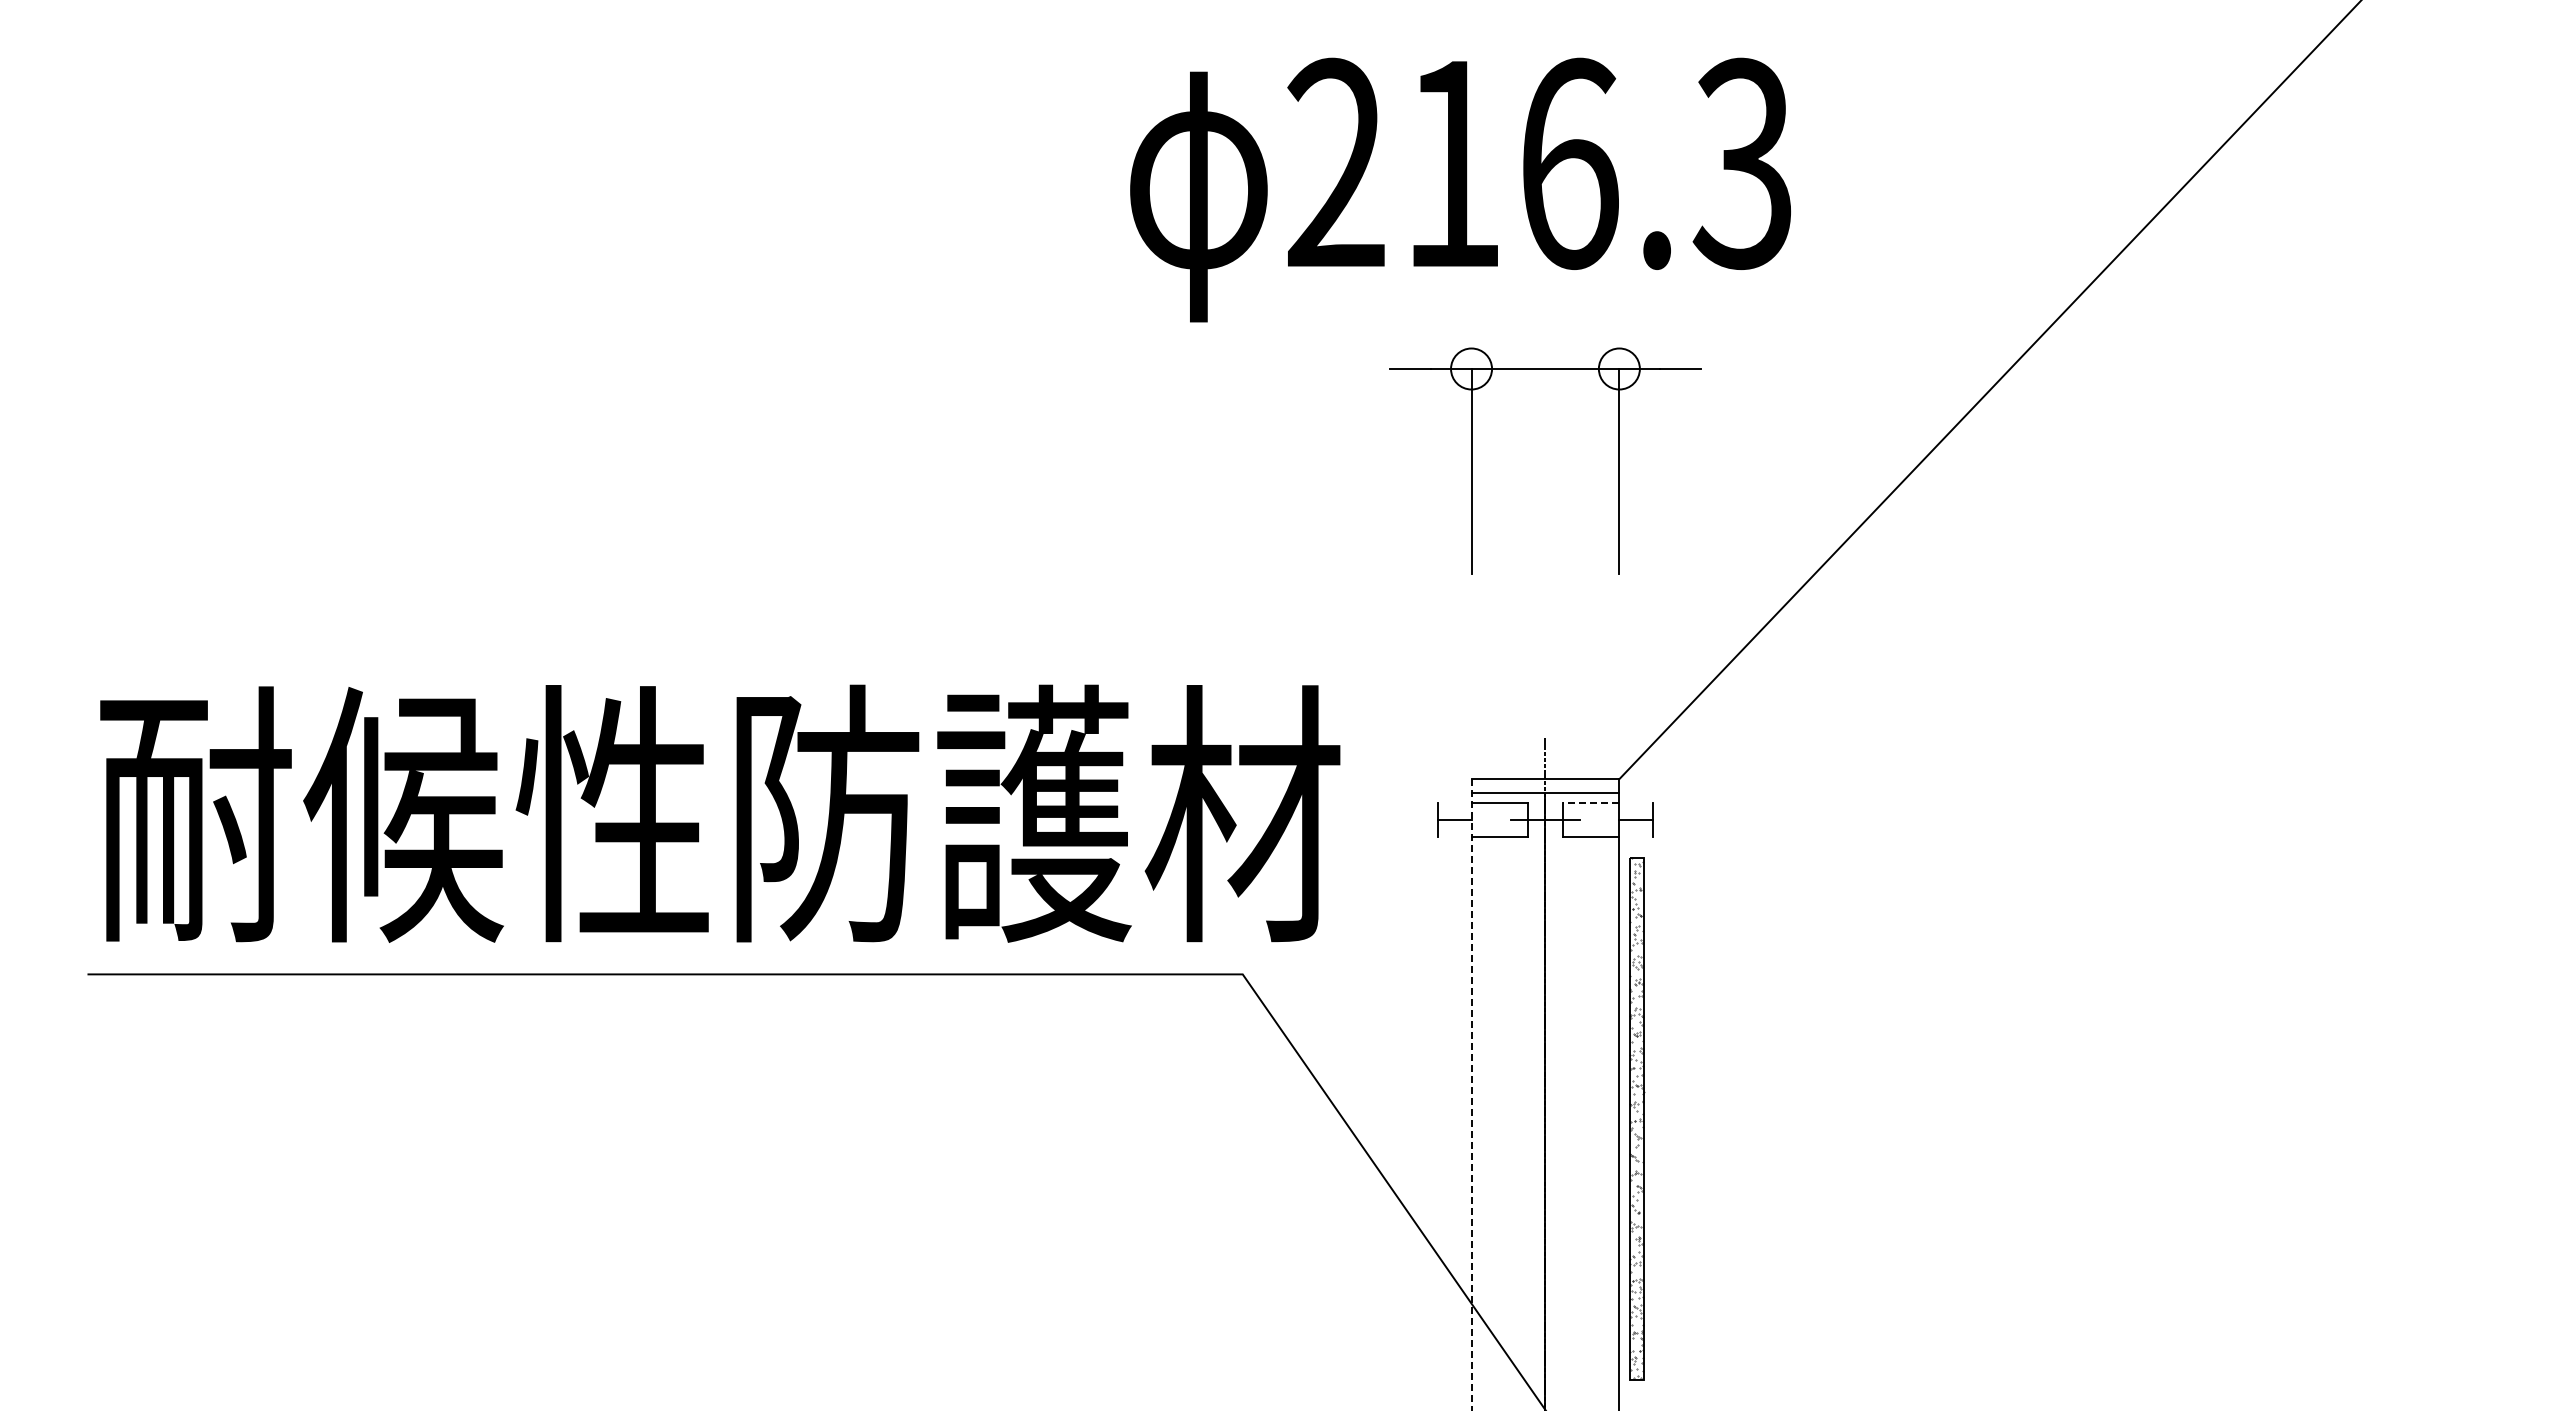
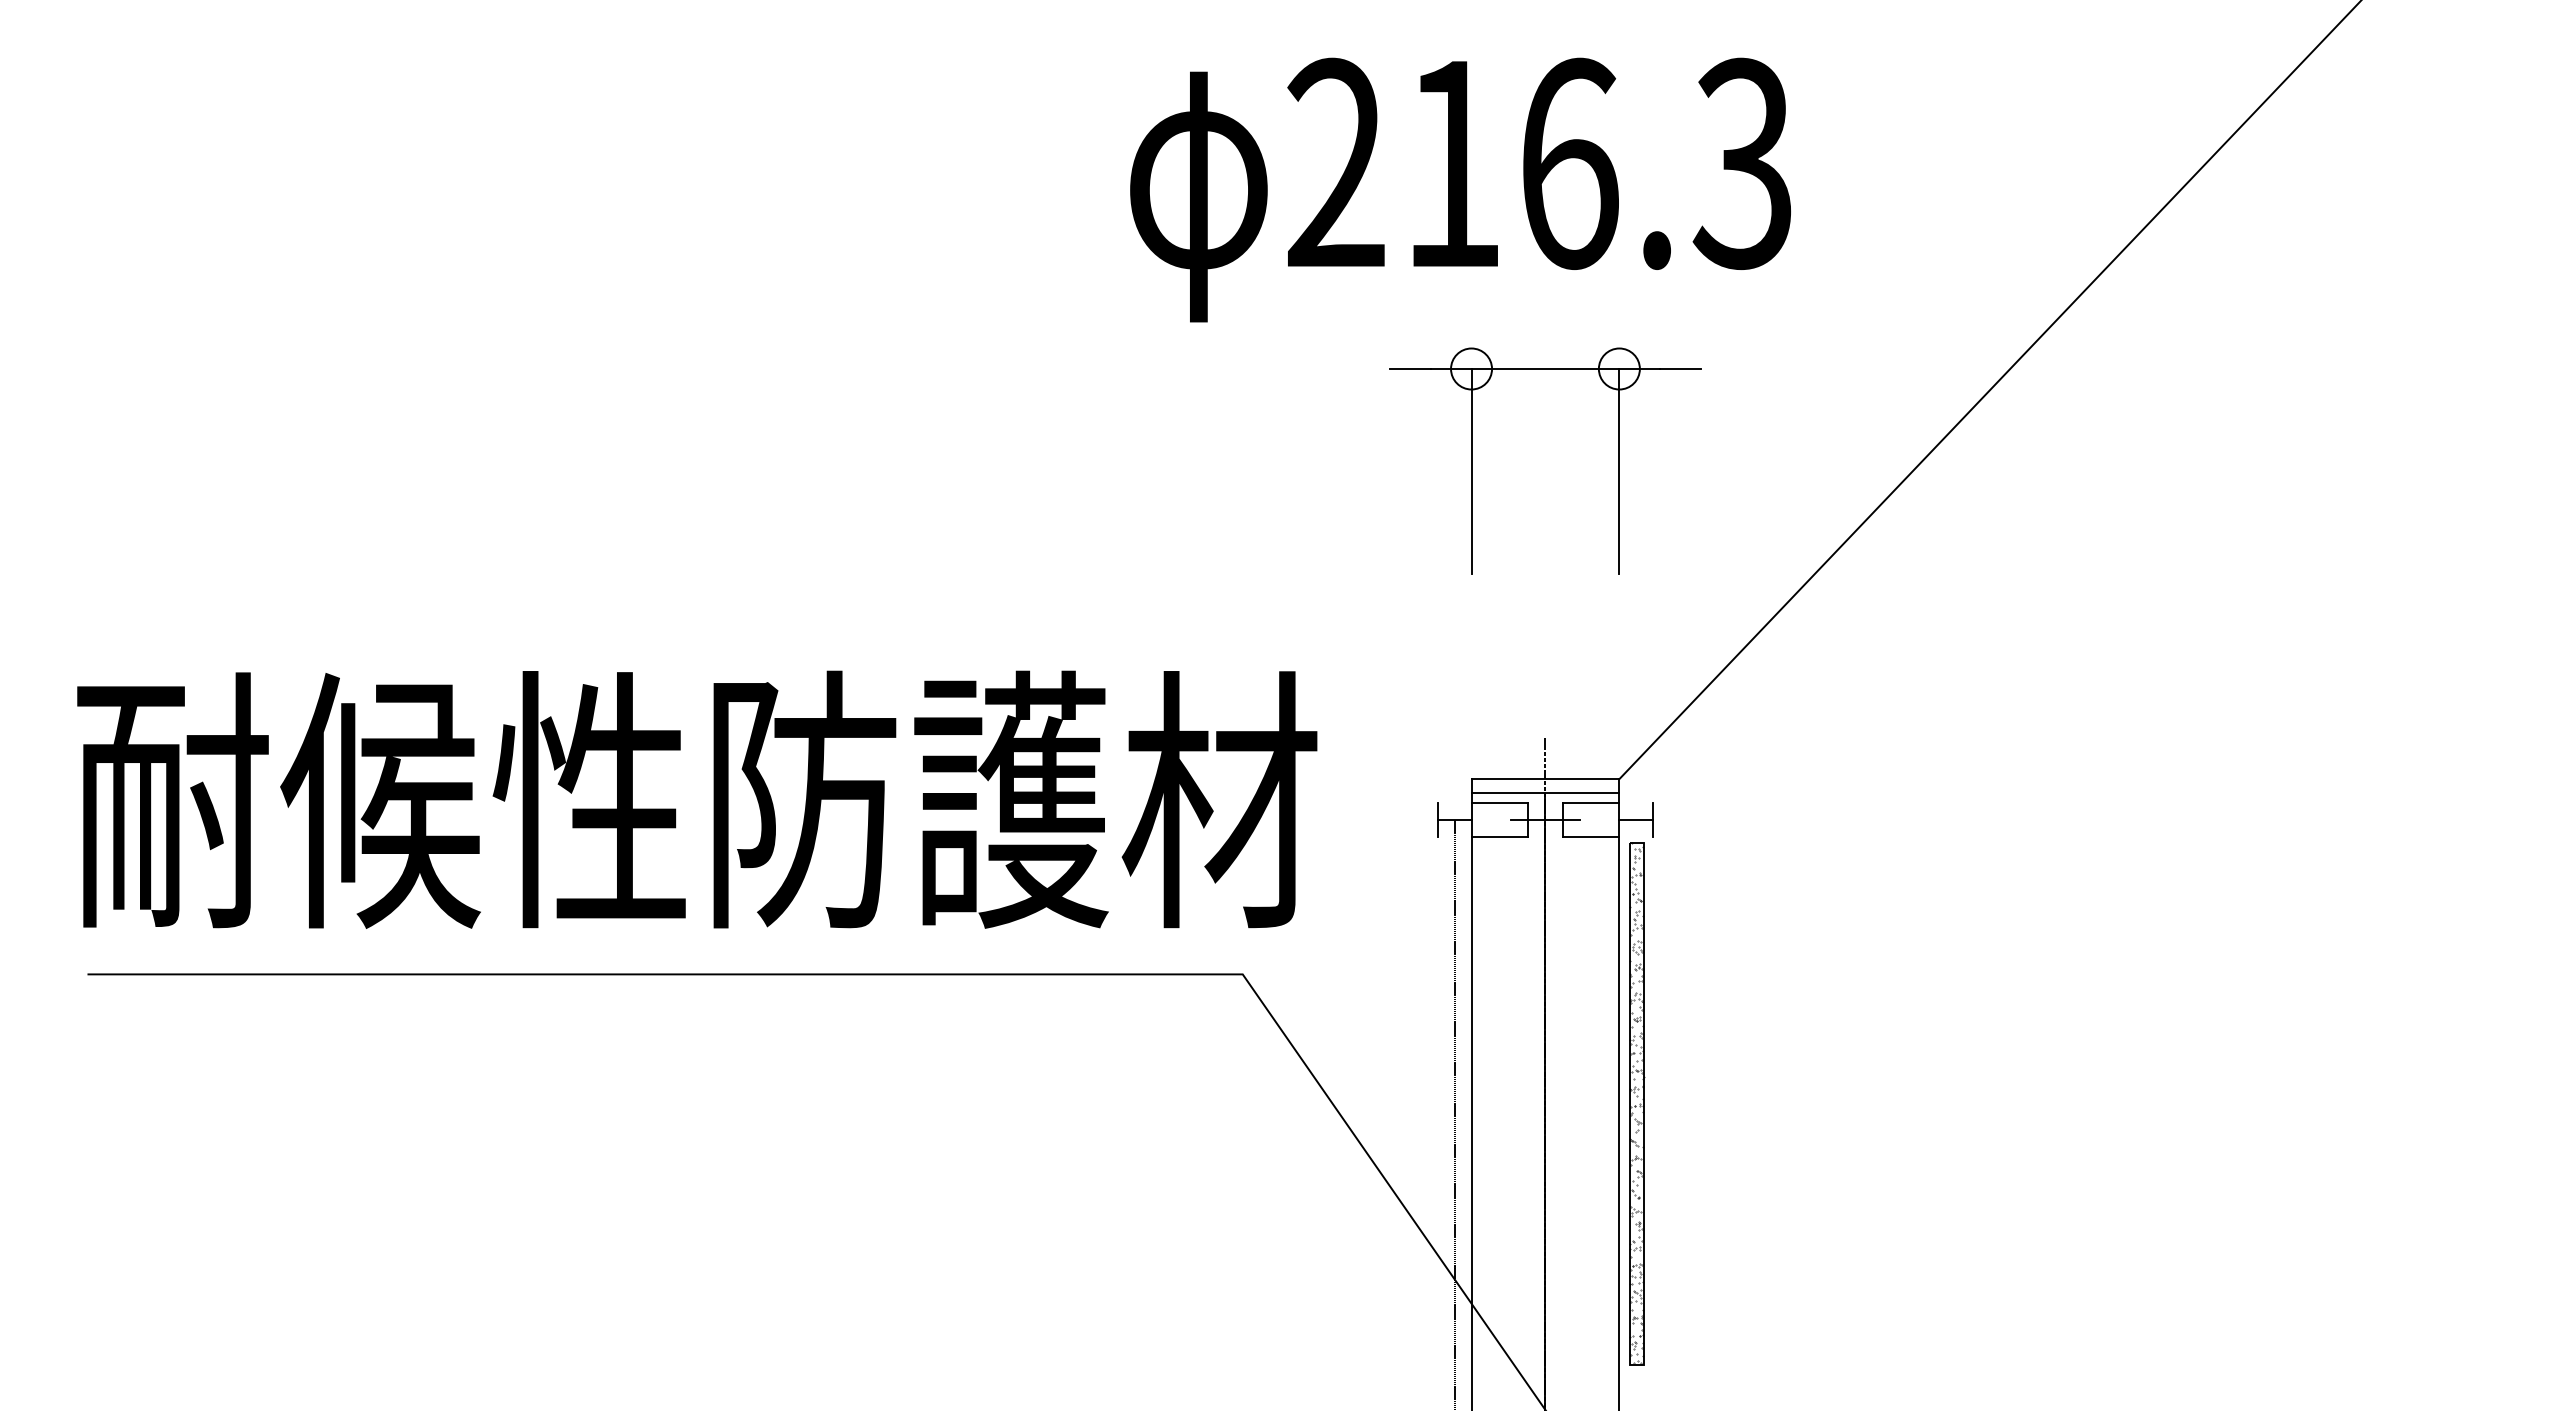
line: dashed -> solid (1590, 803)
text position: (720, 813) -> (697, 799) (697, 799)
line: dashed -> solid (1471, 1095)
line: none -> present (1454, 1113)
part position: (1637, 1118) -> (1637, 1103) (1637, 1103)
